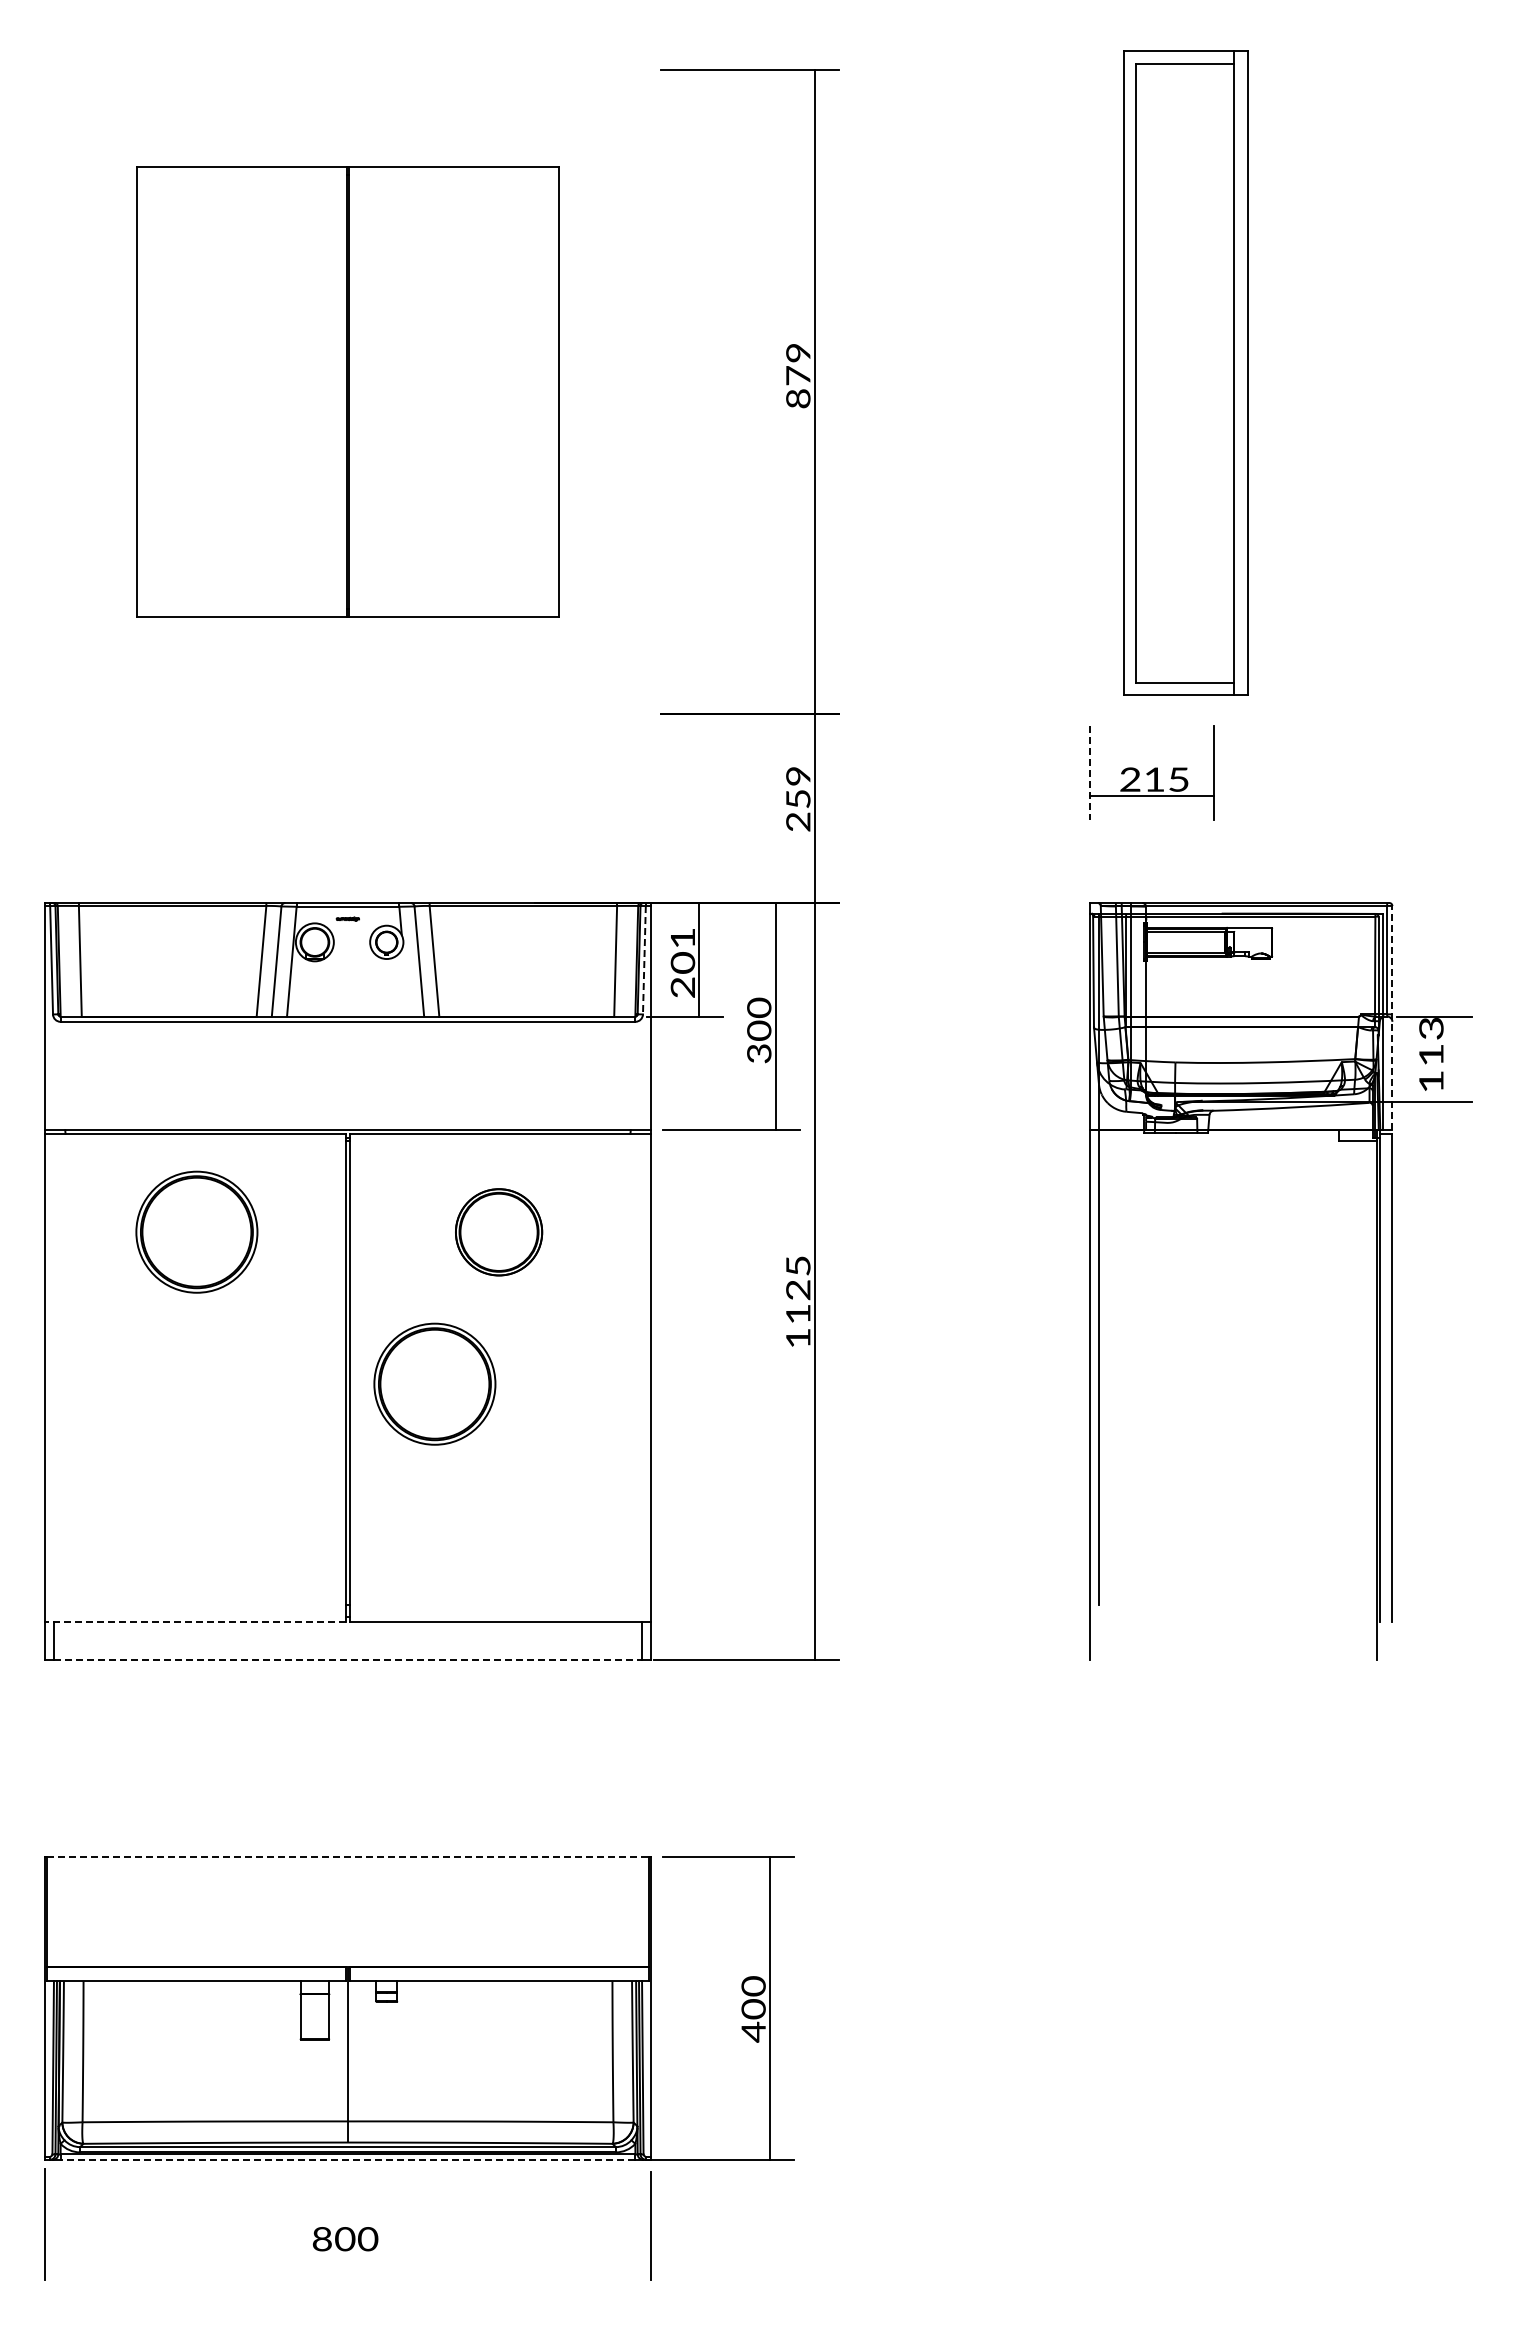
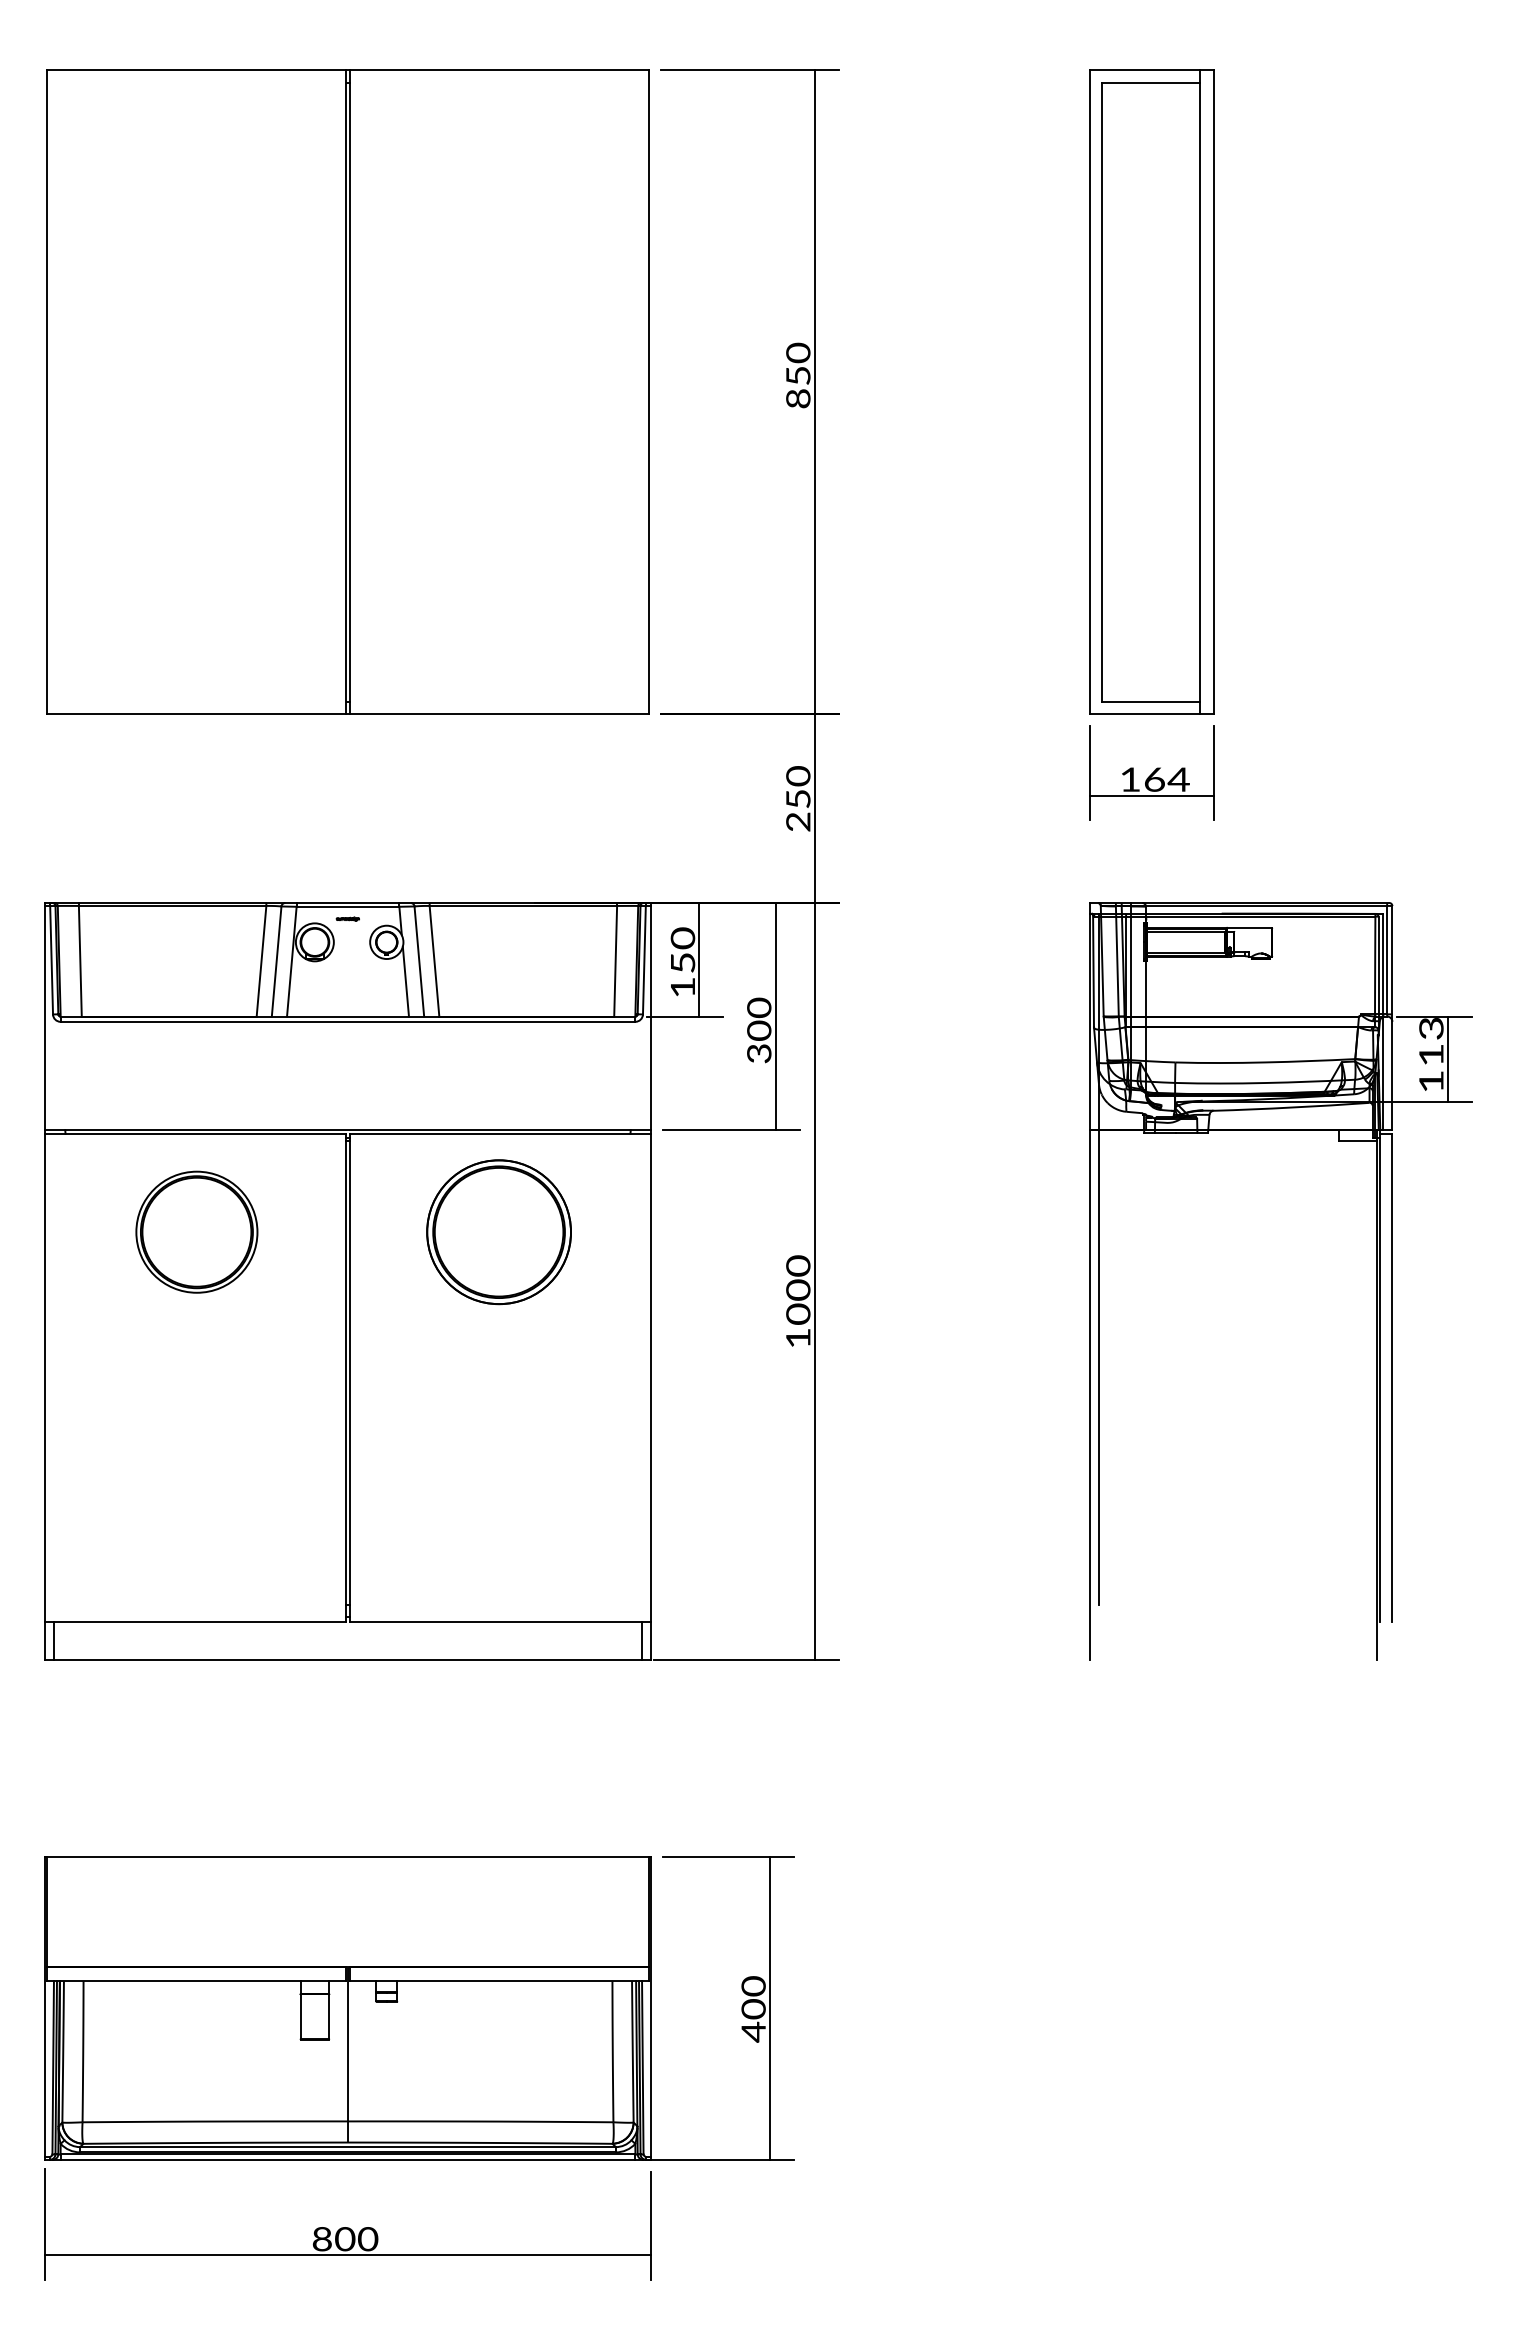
text: 879 -> 850 (798, 363)
part position: (1185, 372) -> (1151, 391) (1151, 391)
part size: 424x452 px -> 604x646 px (347, 391)
line: dashed -> solid (1089, 773)
text: 259 -> 250 (798, 776)
text: 215 -> 164 (1154, 779)
line: dashed -> solid (644, 960)
text: 201 -> 150 (682, 962)
line: none -> present (405, 981)
line: dashed -> solid (1392, 1017)
line: none -> present (1447, 1059)
part size: 89x89 px -> 146x147 px (498, 1232)
text: 1125 -> 1000 (798, 1289)
part: present -> none (434, 1383)
line: dashed -> solid (195, 1622)
line: dashed -> solid (348, 1659)
line: dashed -> solid (348, 1856)
line: dashed -> solid (347, 2159)
line: none -> present (347, 2255)
